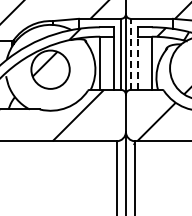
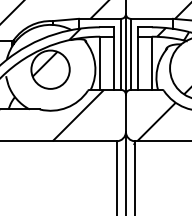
line: dashed -> solid (130, 54)
line: dashed -> solid (137, 63)
